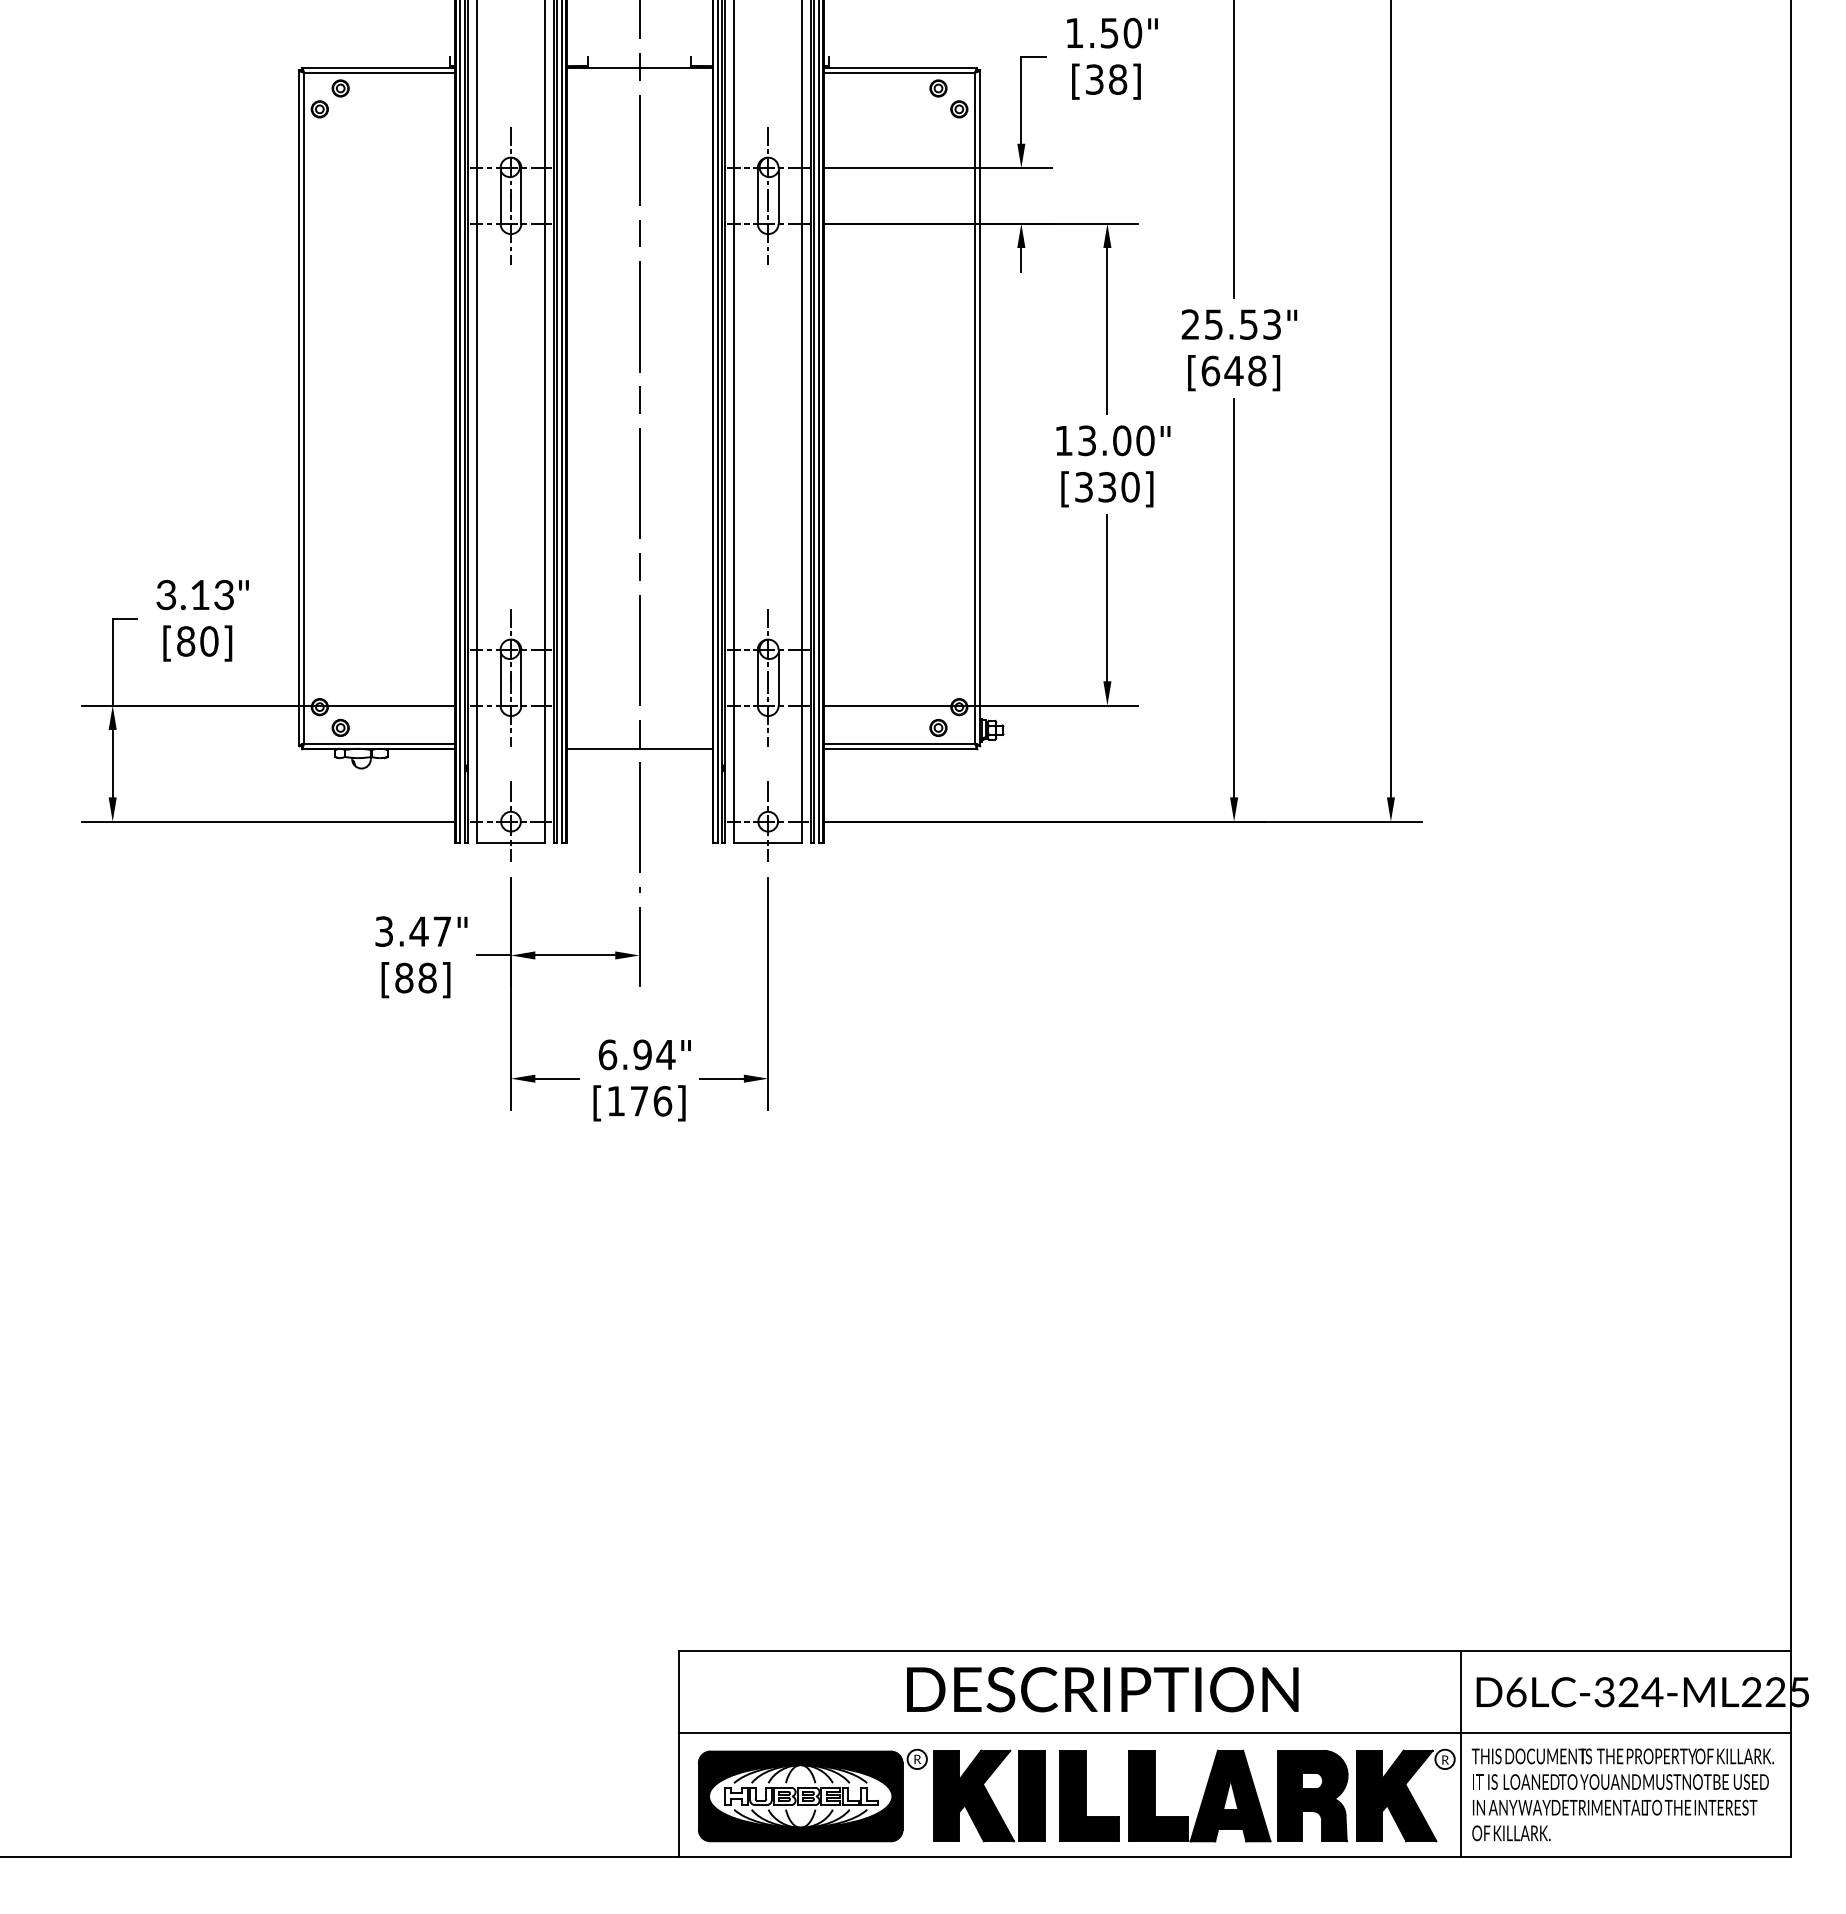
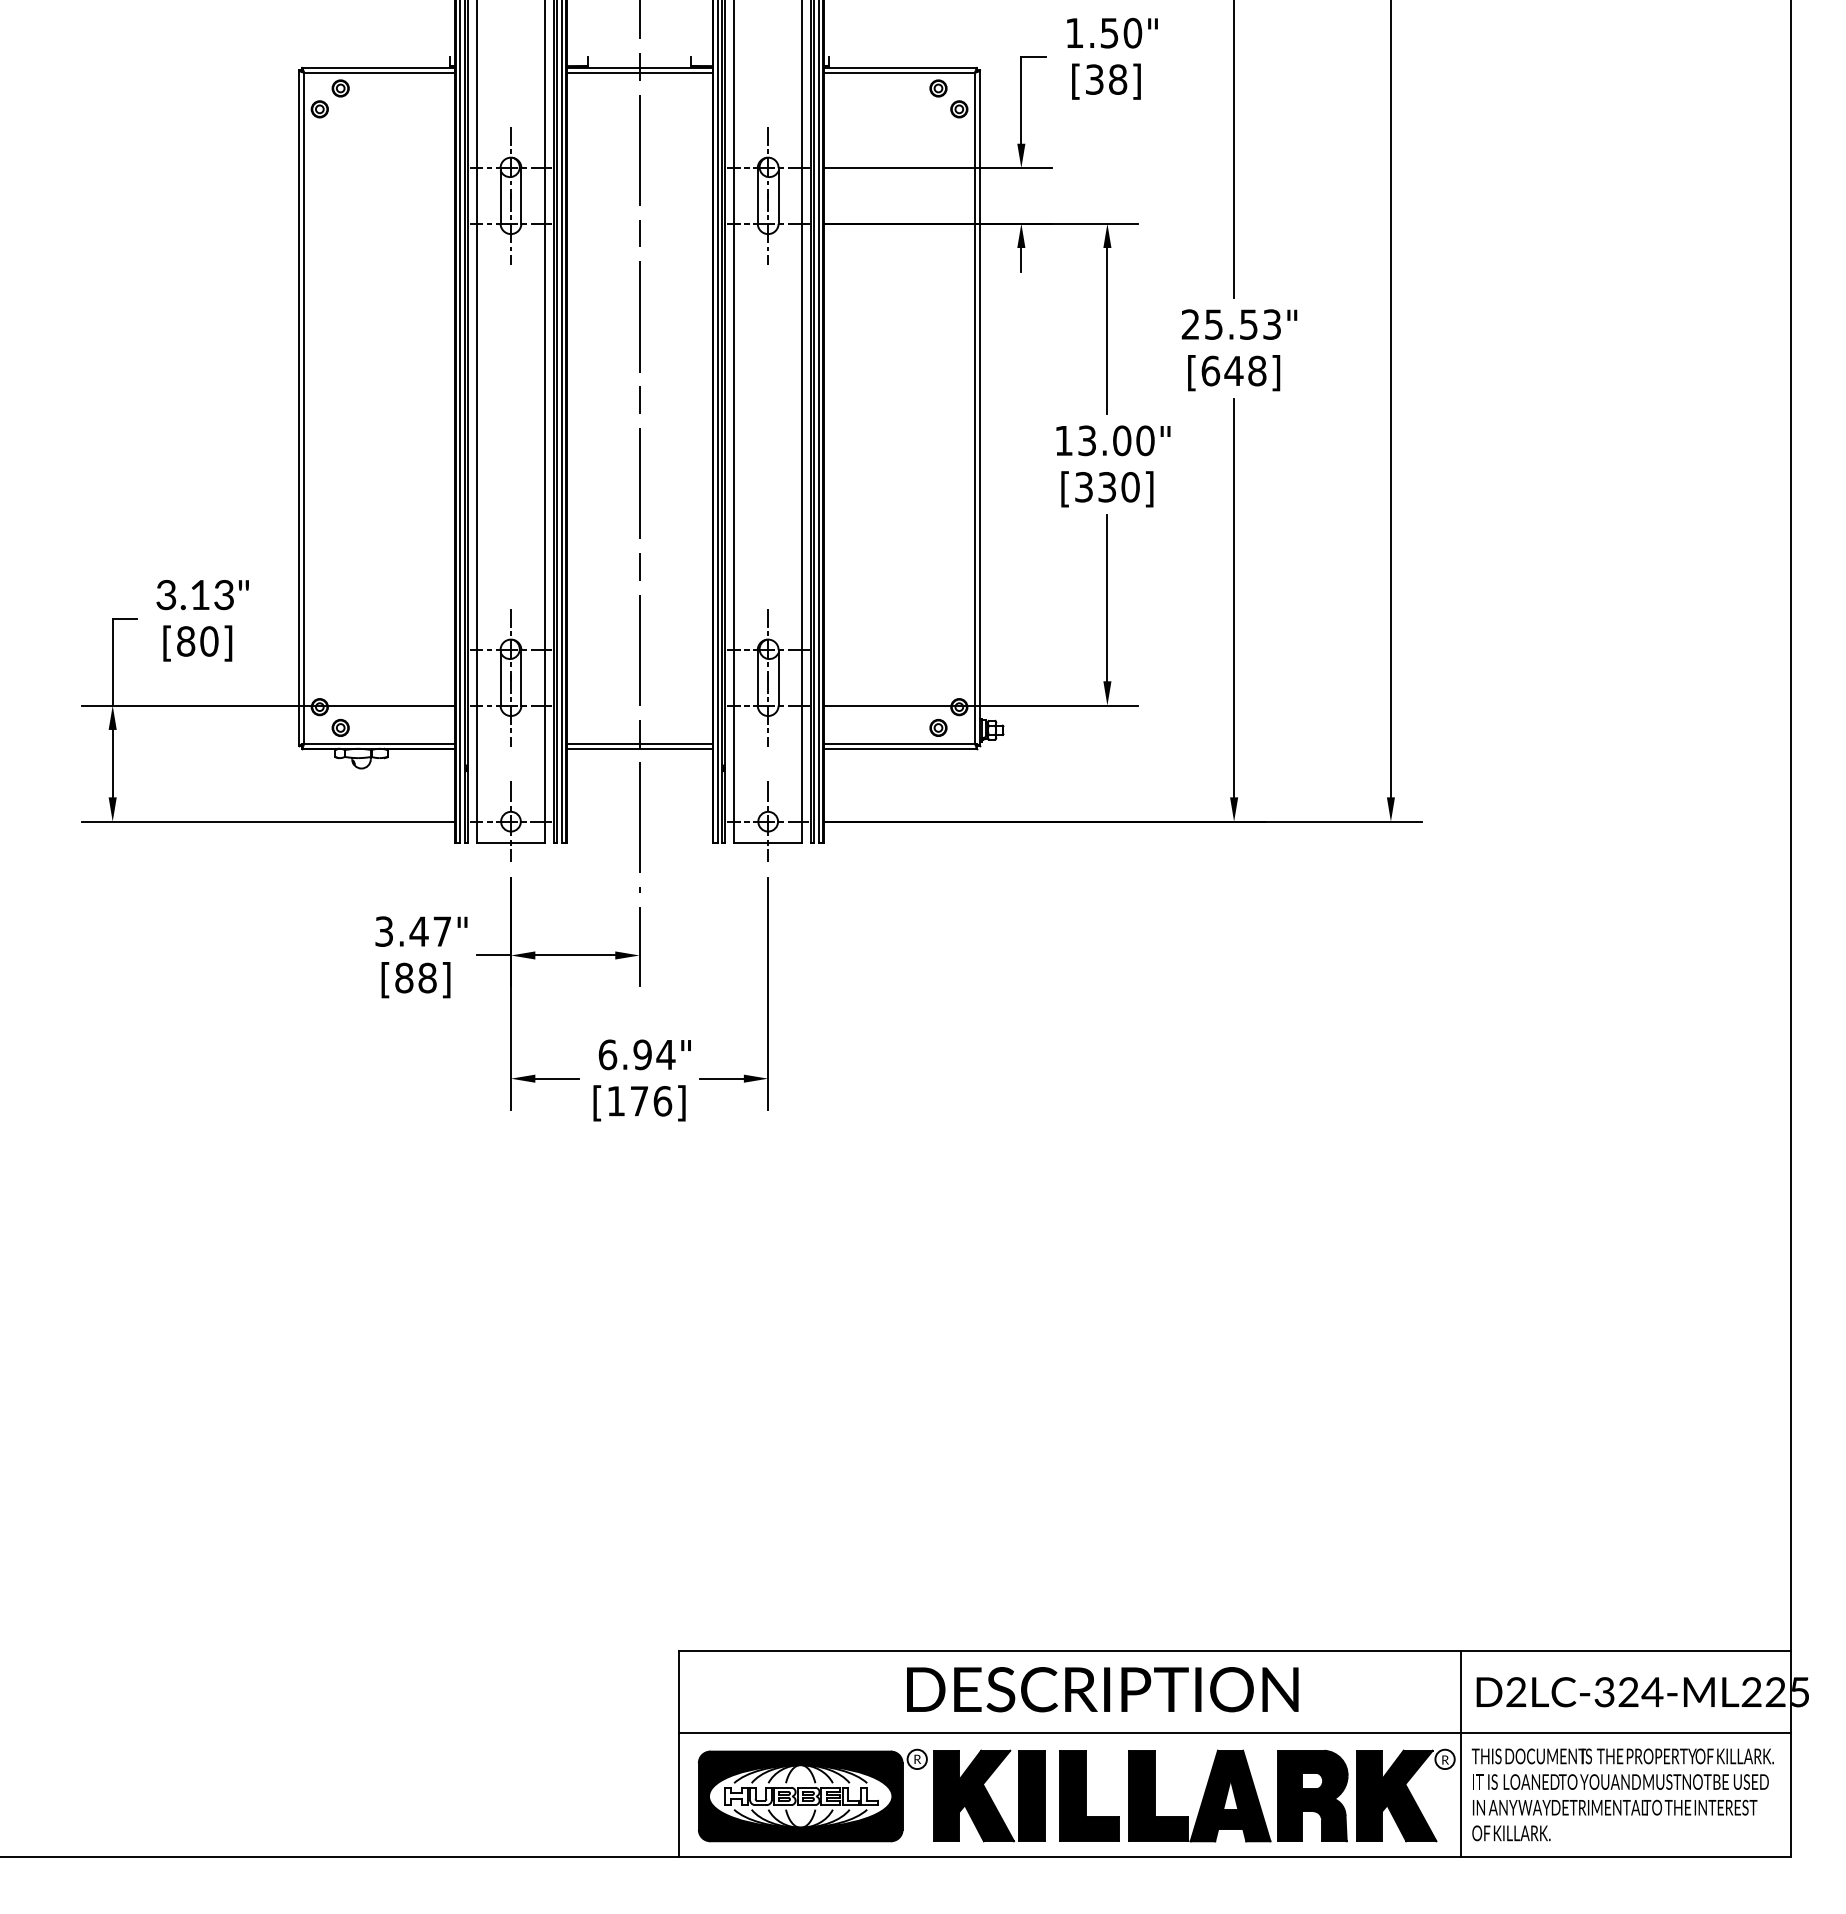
line: none -> present (639, 72)
line: none -> present (639, 743)
text: D6LC-324-ML225 -> D2LC-324-ML225 (1516, 1692)
